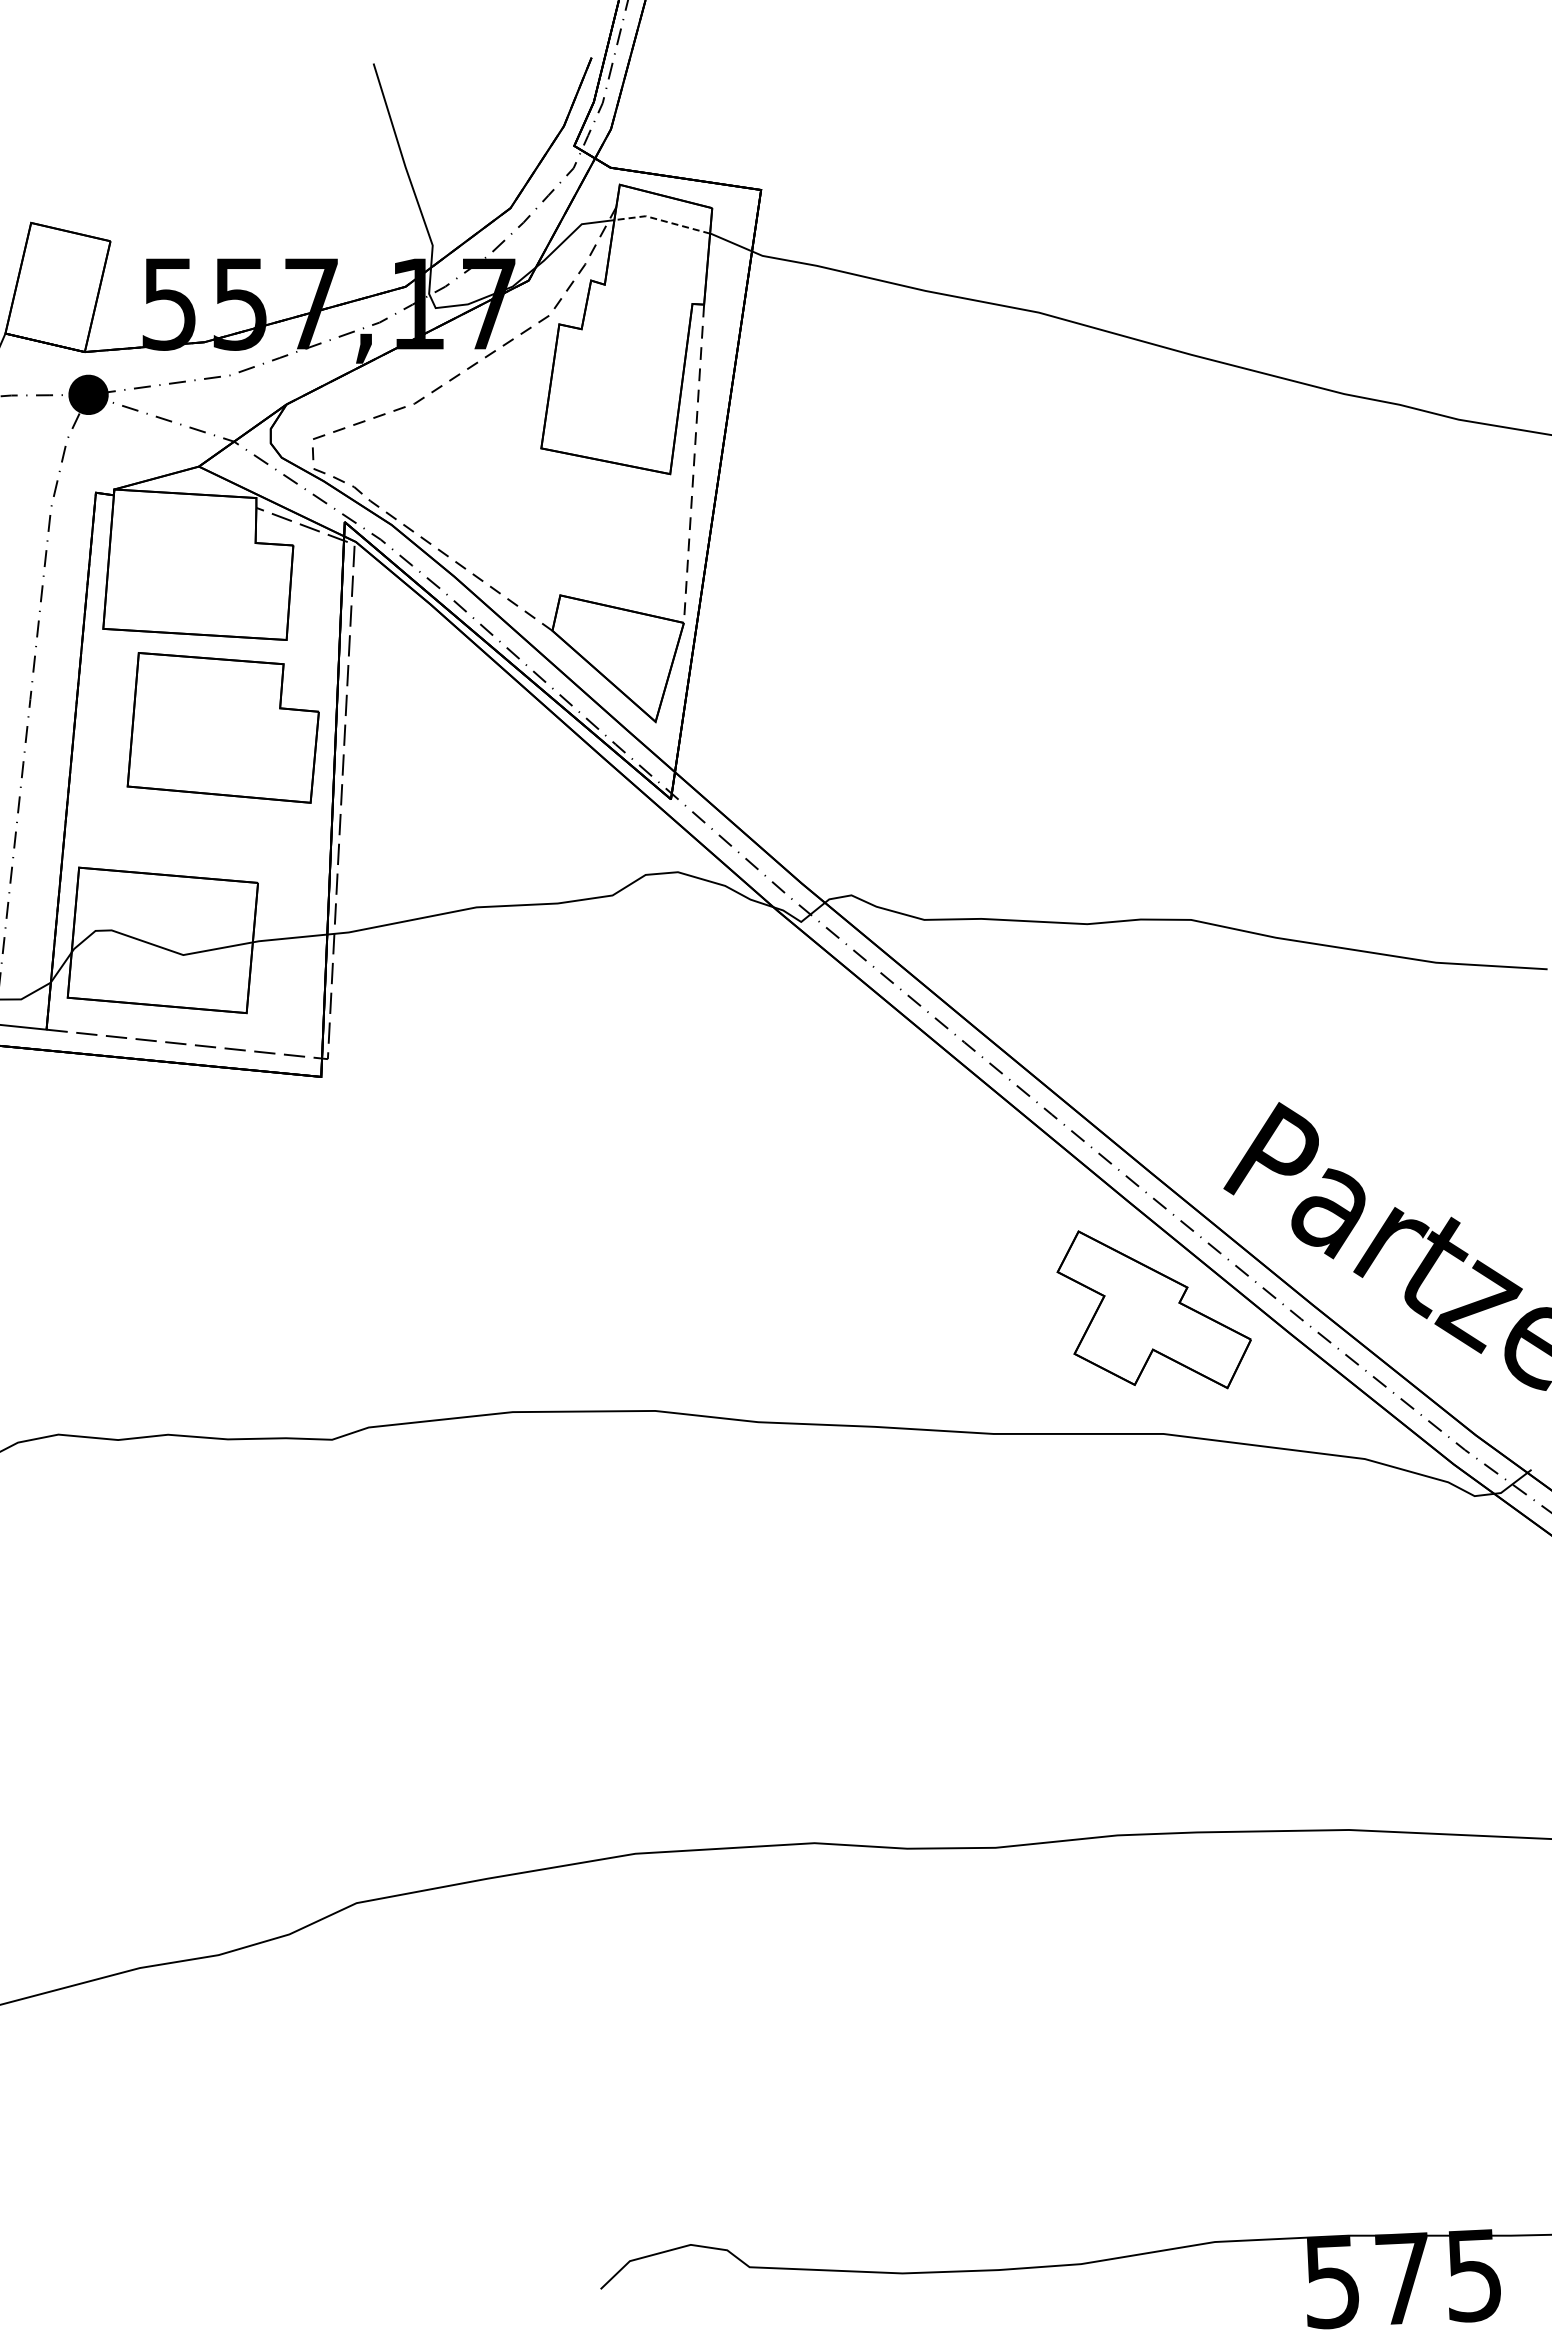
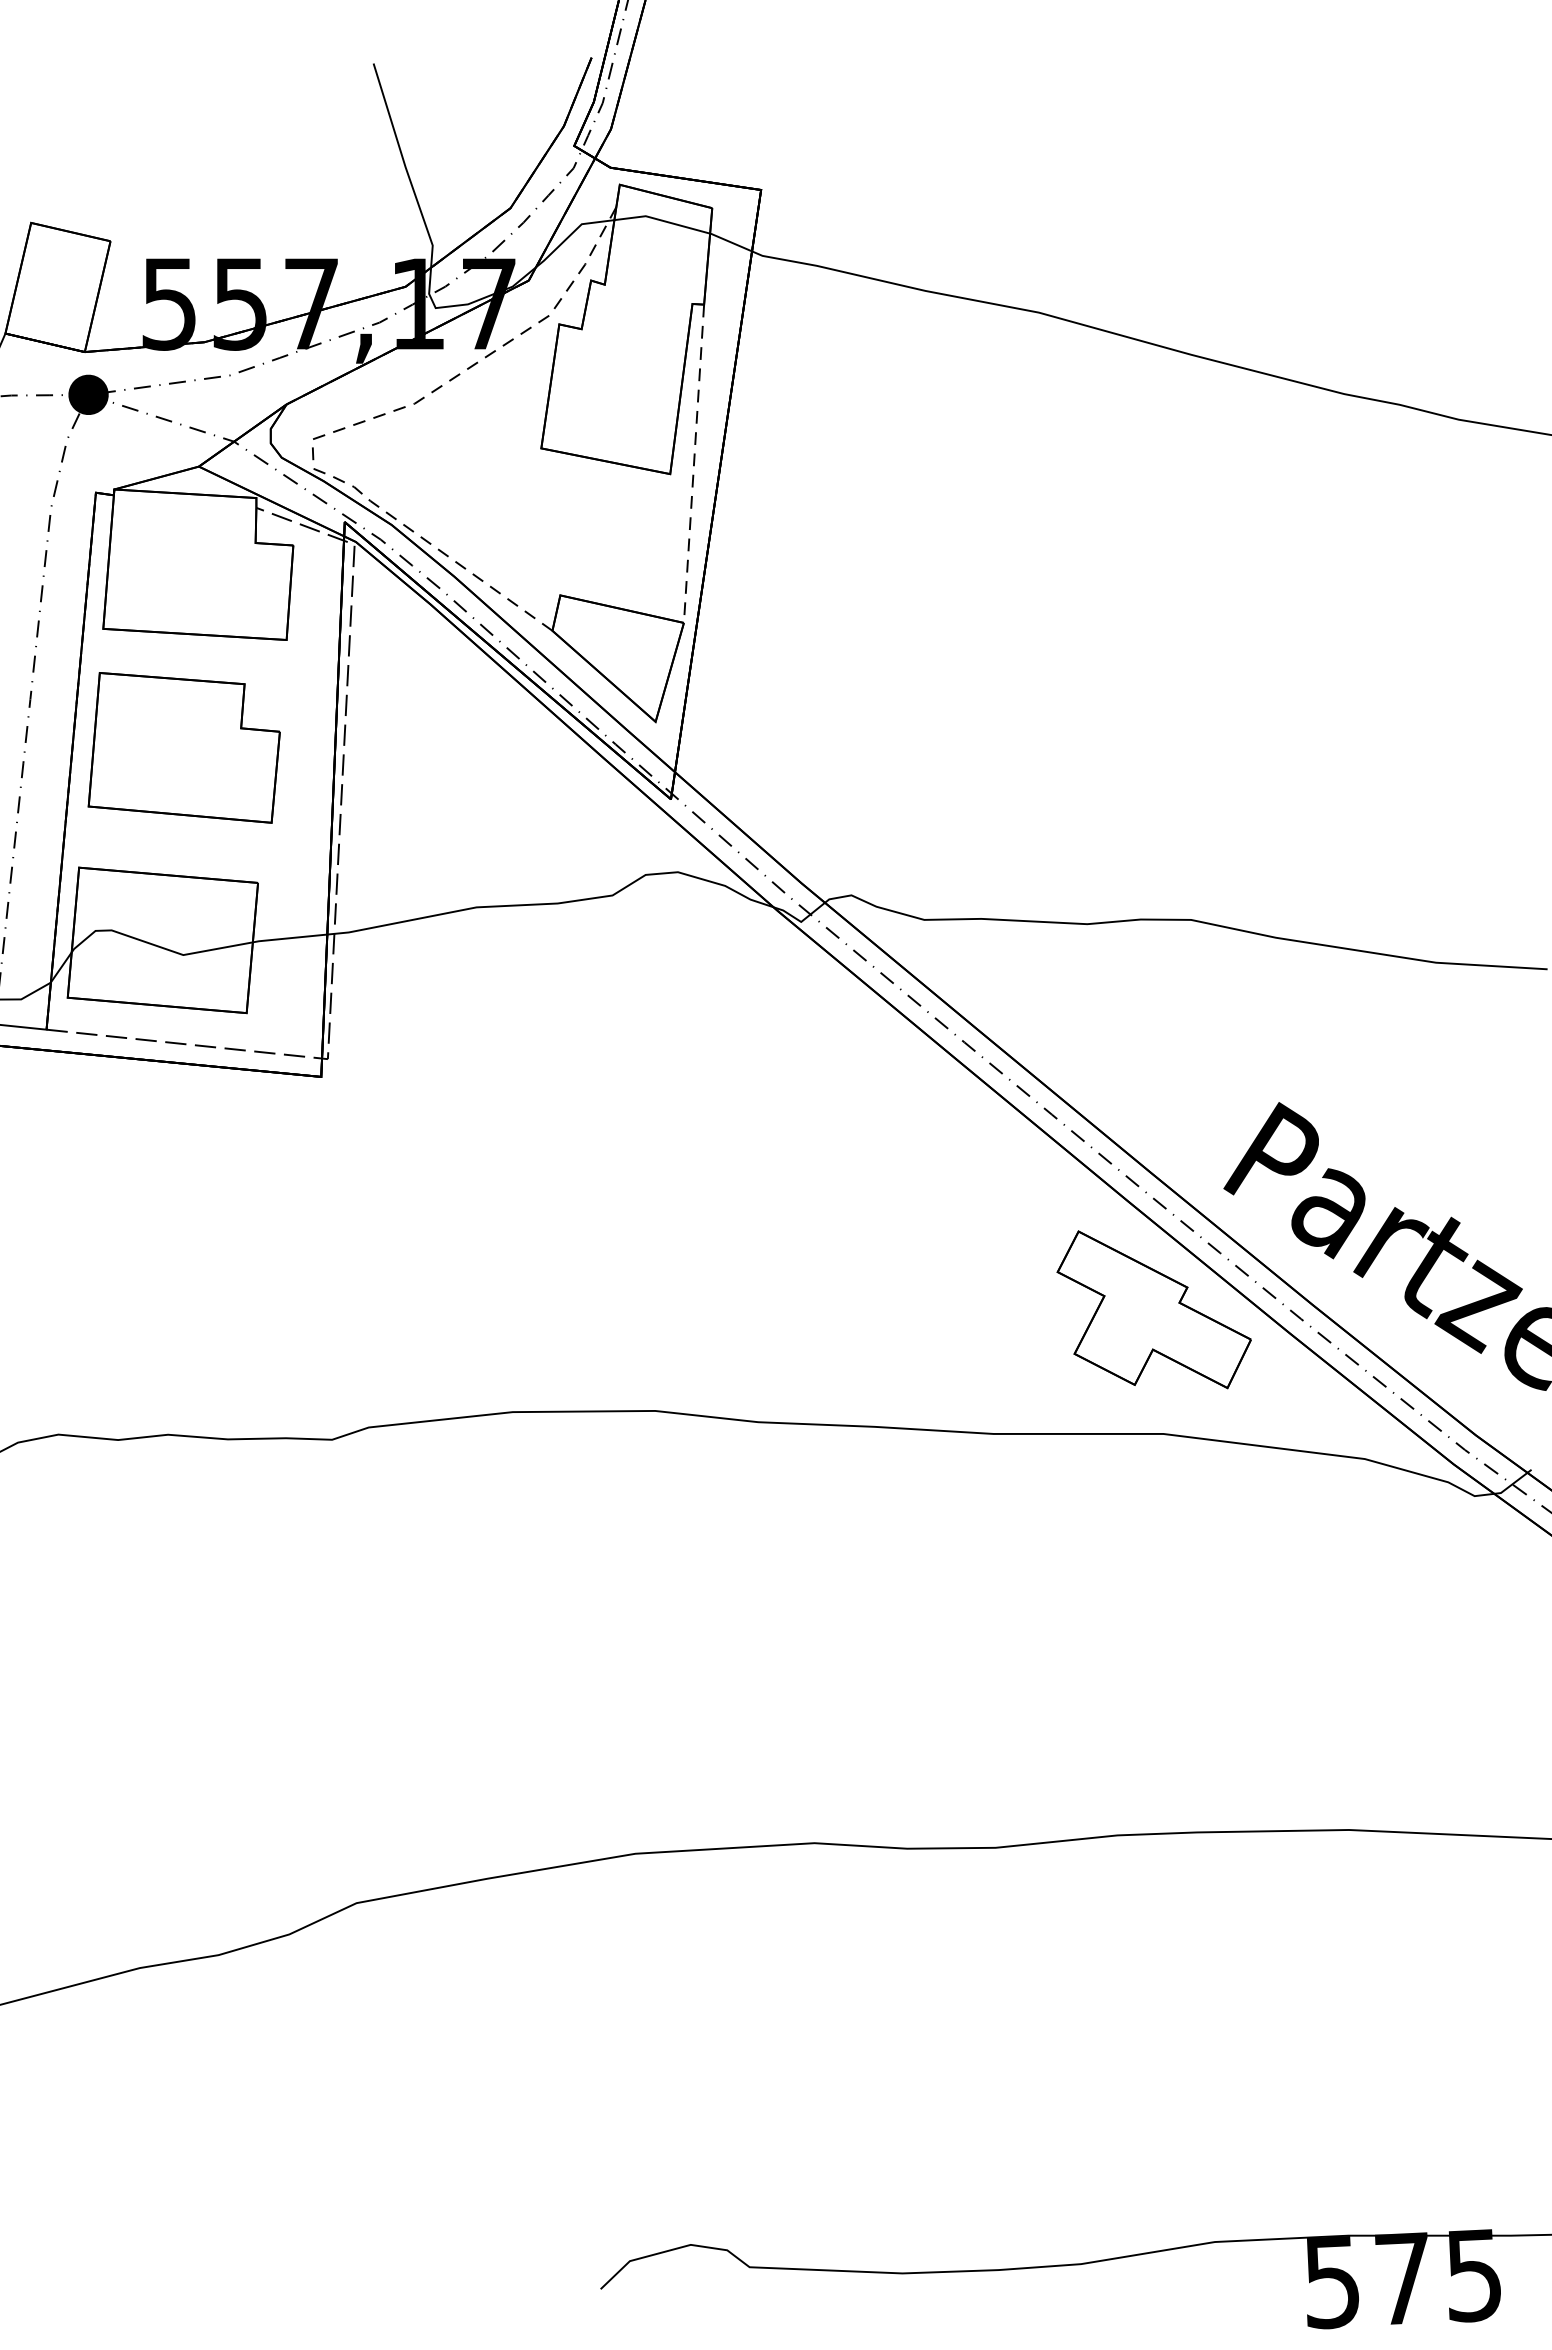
line: dashed -> solid (662, 220)
part position: (222, 727) -> (183, 747) (183, 747)
